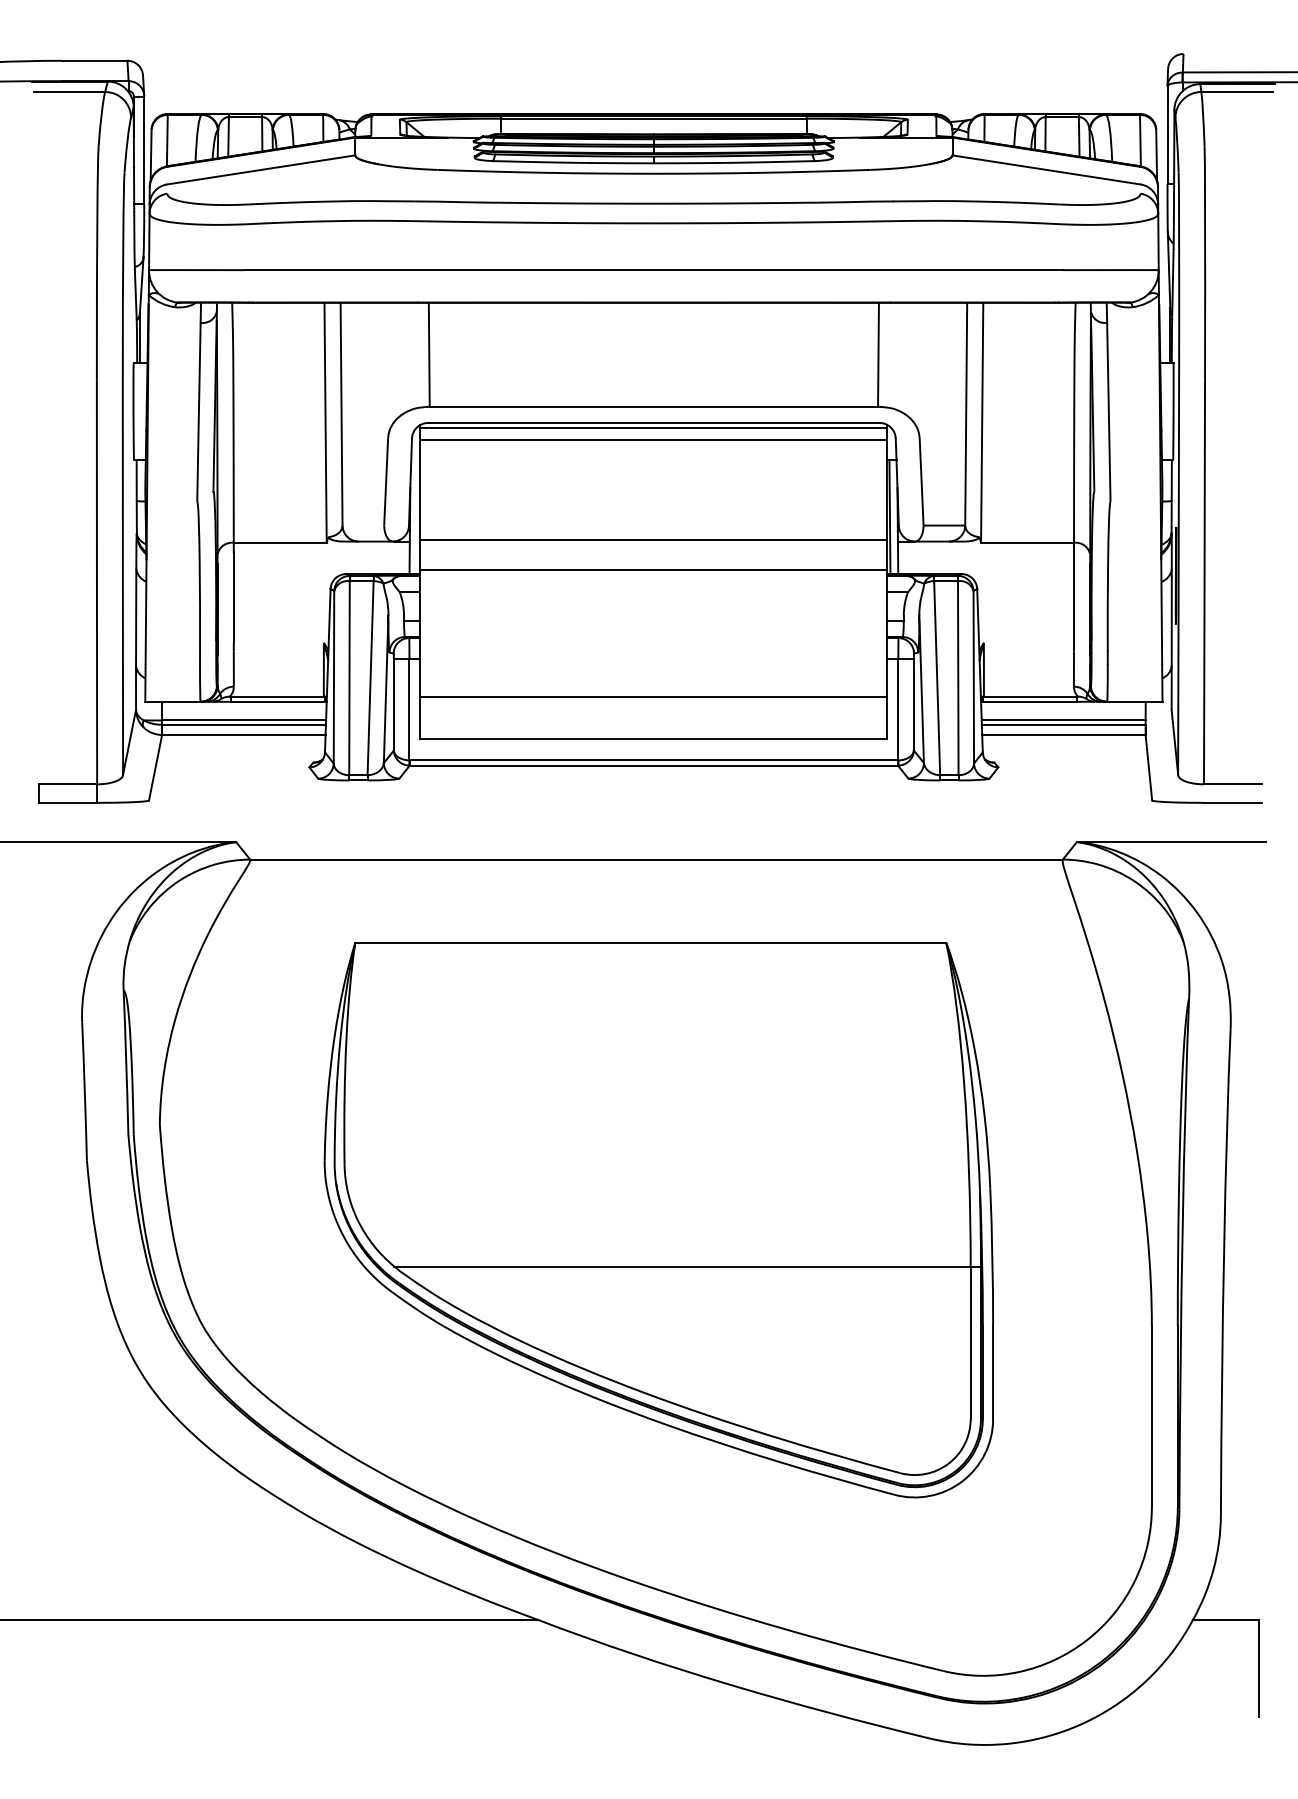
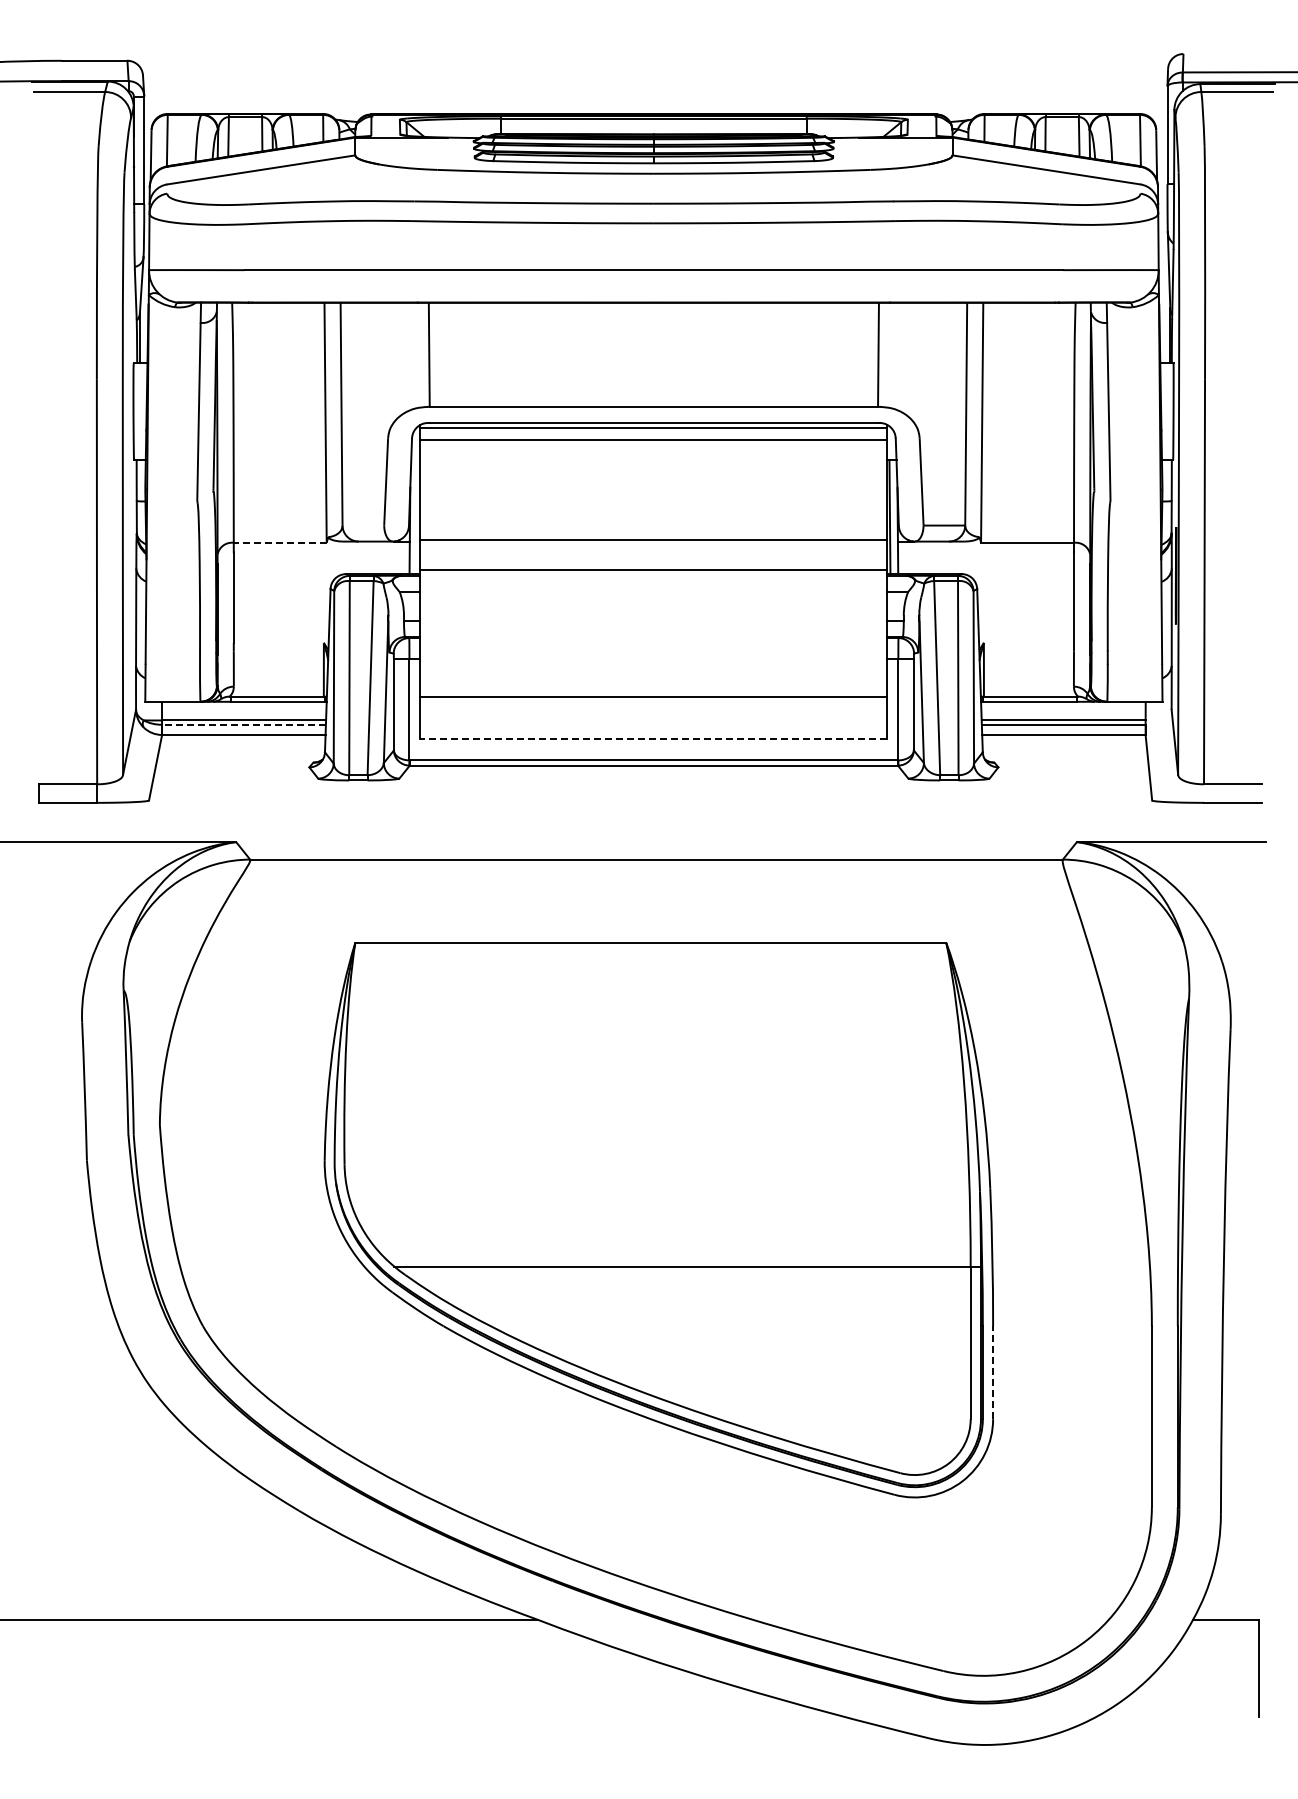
line: solid -> dashed (279, 542)
line: solid -> dashed (244, 724)
line: solid -> dashed (653, 738)
line: solid -> dashed (993, 1372)
